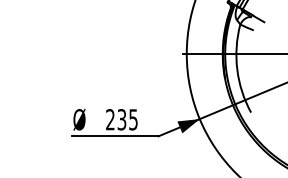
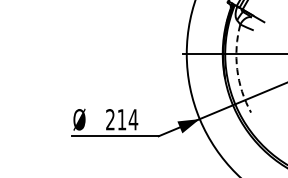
arc: solid -> dashed (237, 69)
text: 235 -> 214 (127, 119)
